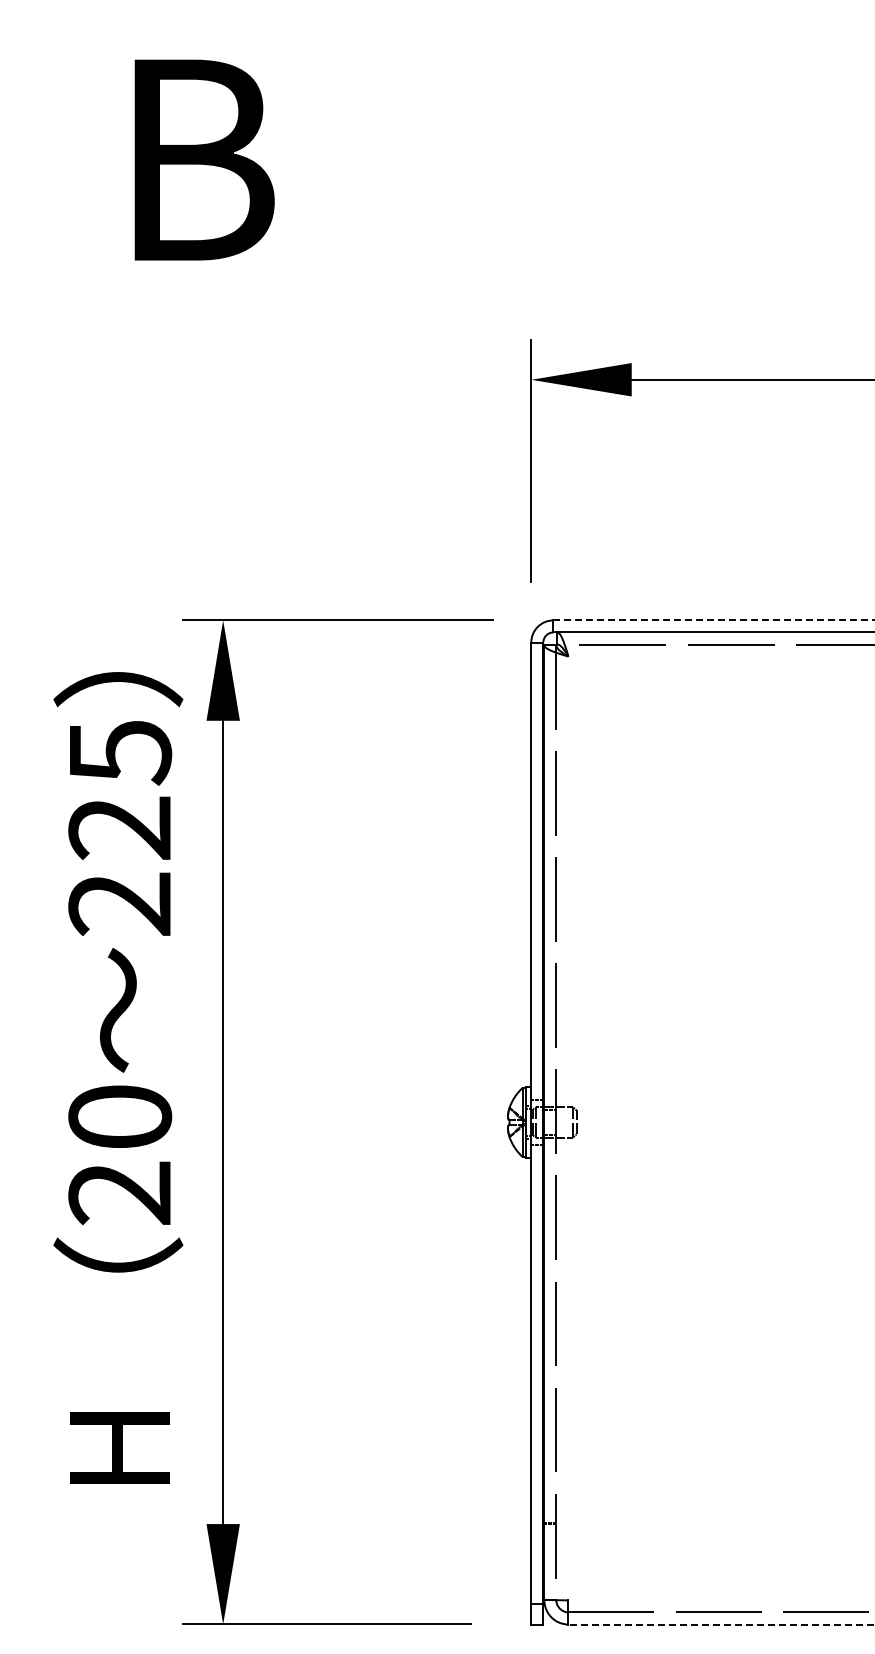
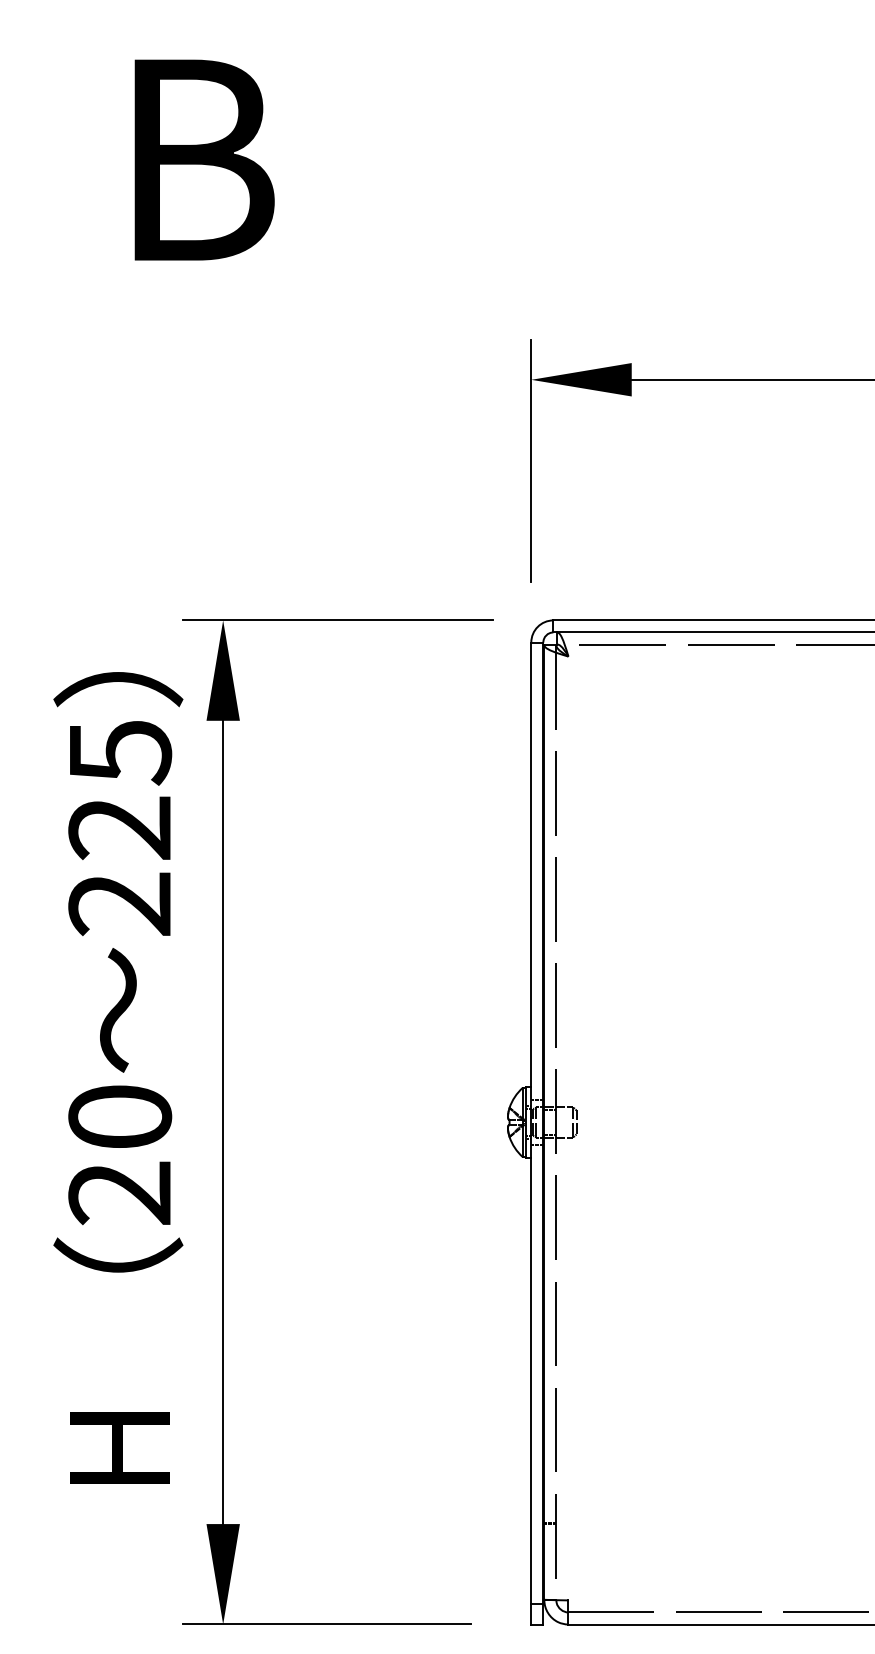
line: dashed -> solid (714, 620)
line: dashed -> solid (721, 1624)
